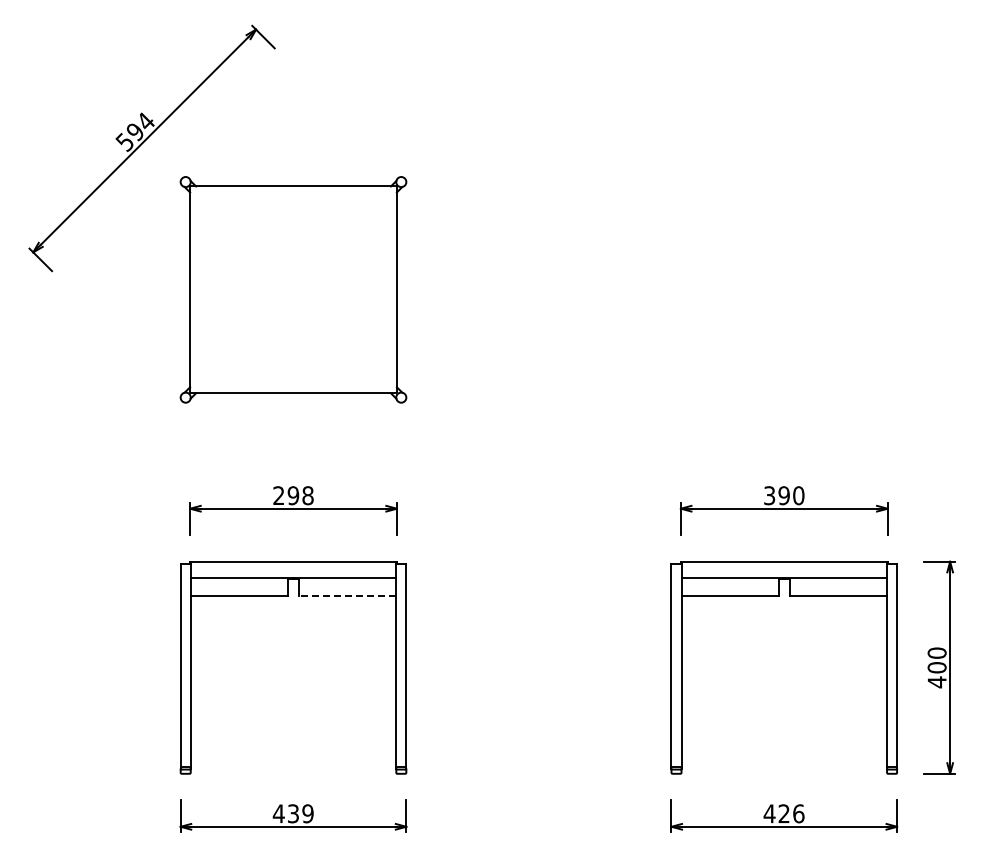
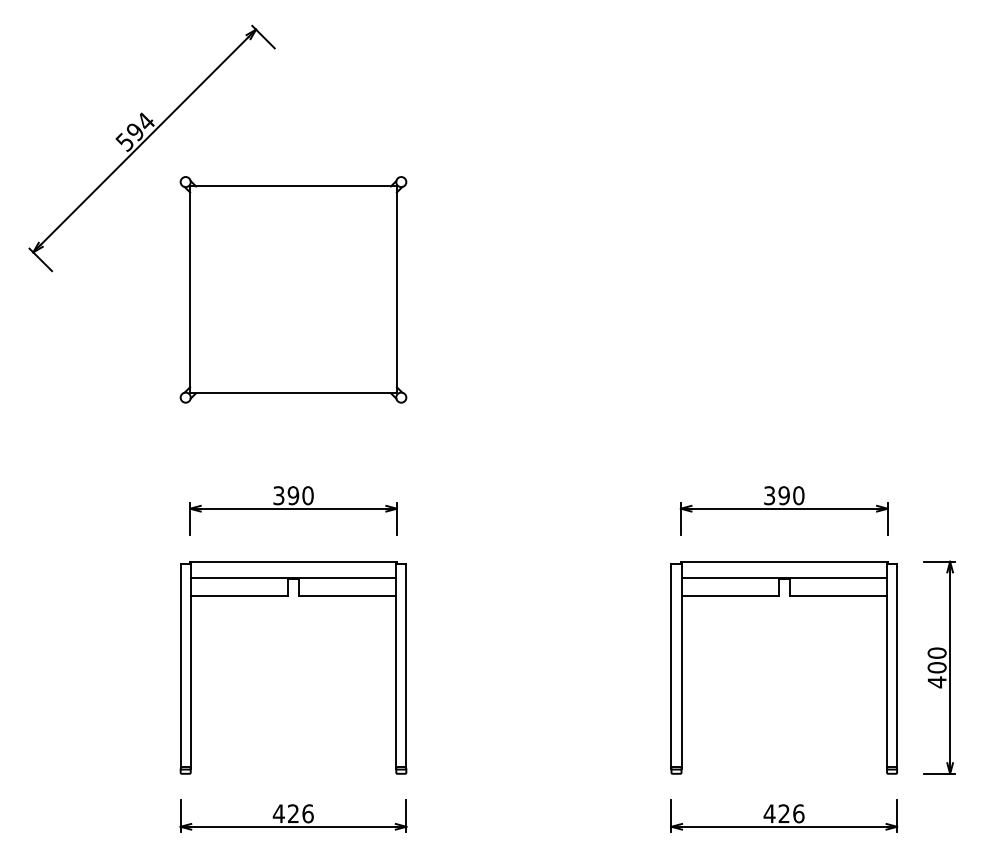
text: 298 -> 390 (293, 495)
line: dashed -> solid (347, 595)
text: 439 -> 426 (300, 813)
